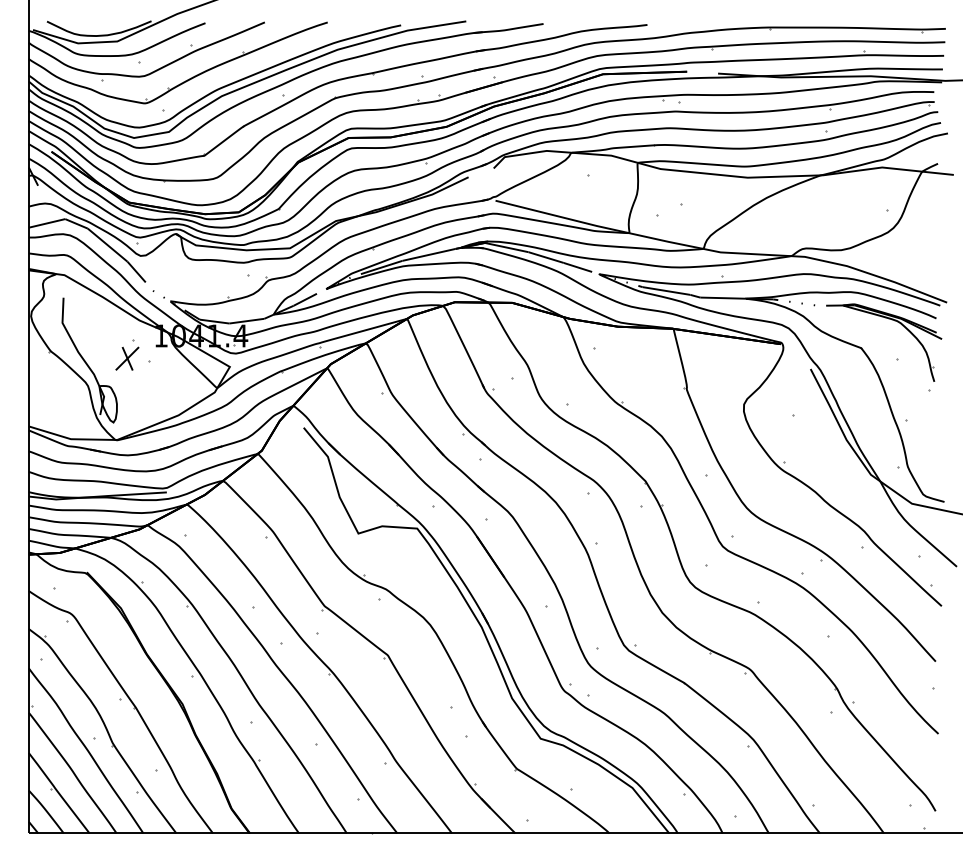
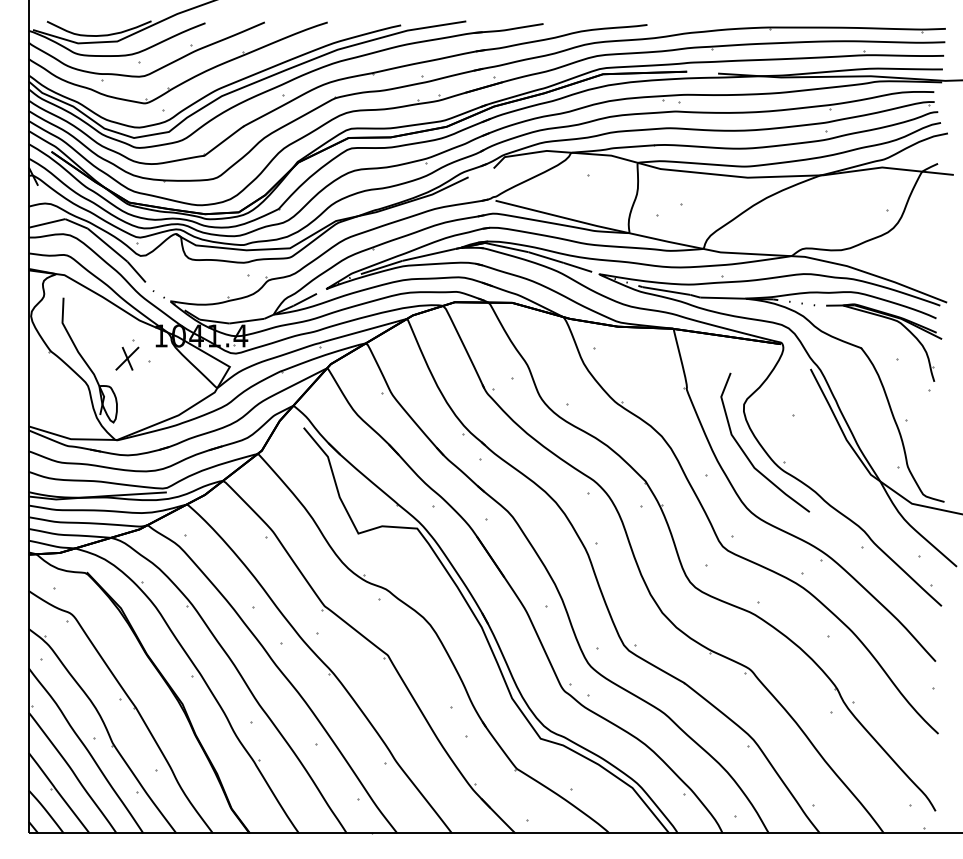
curve: none -> present (747, 455)
